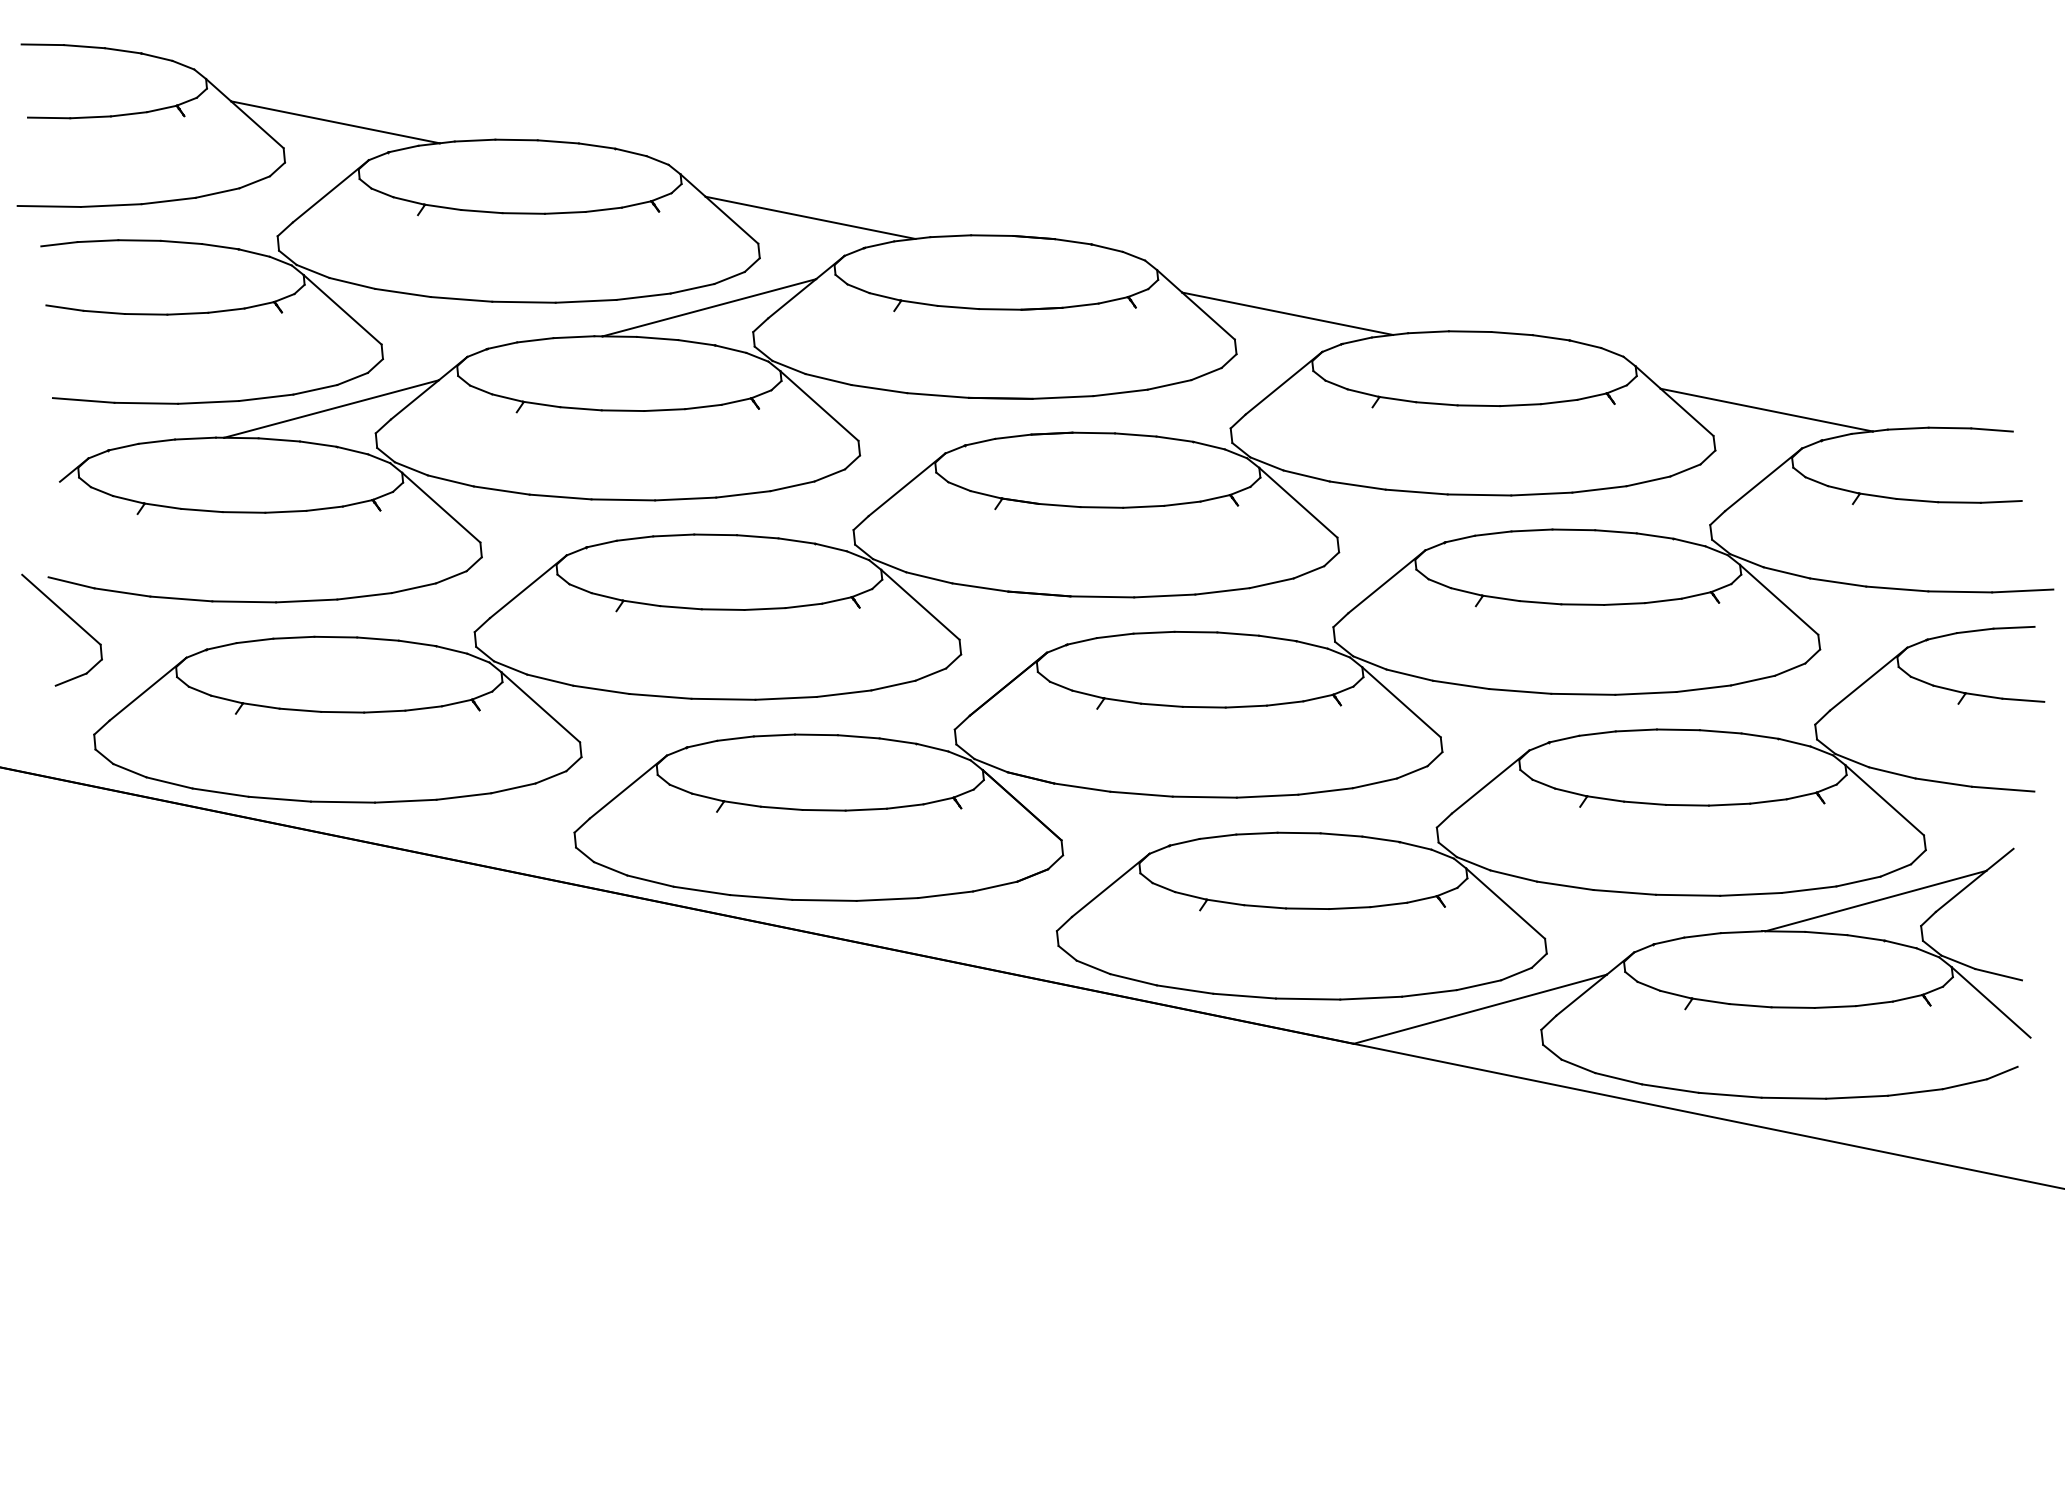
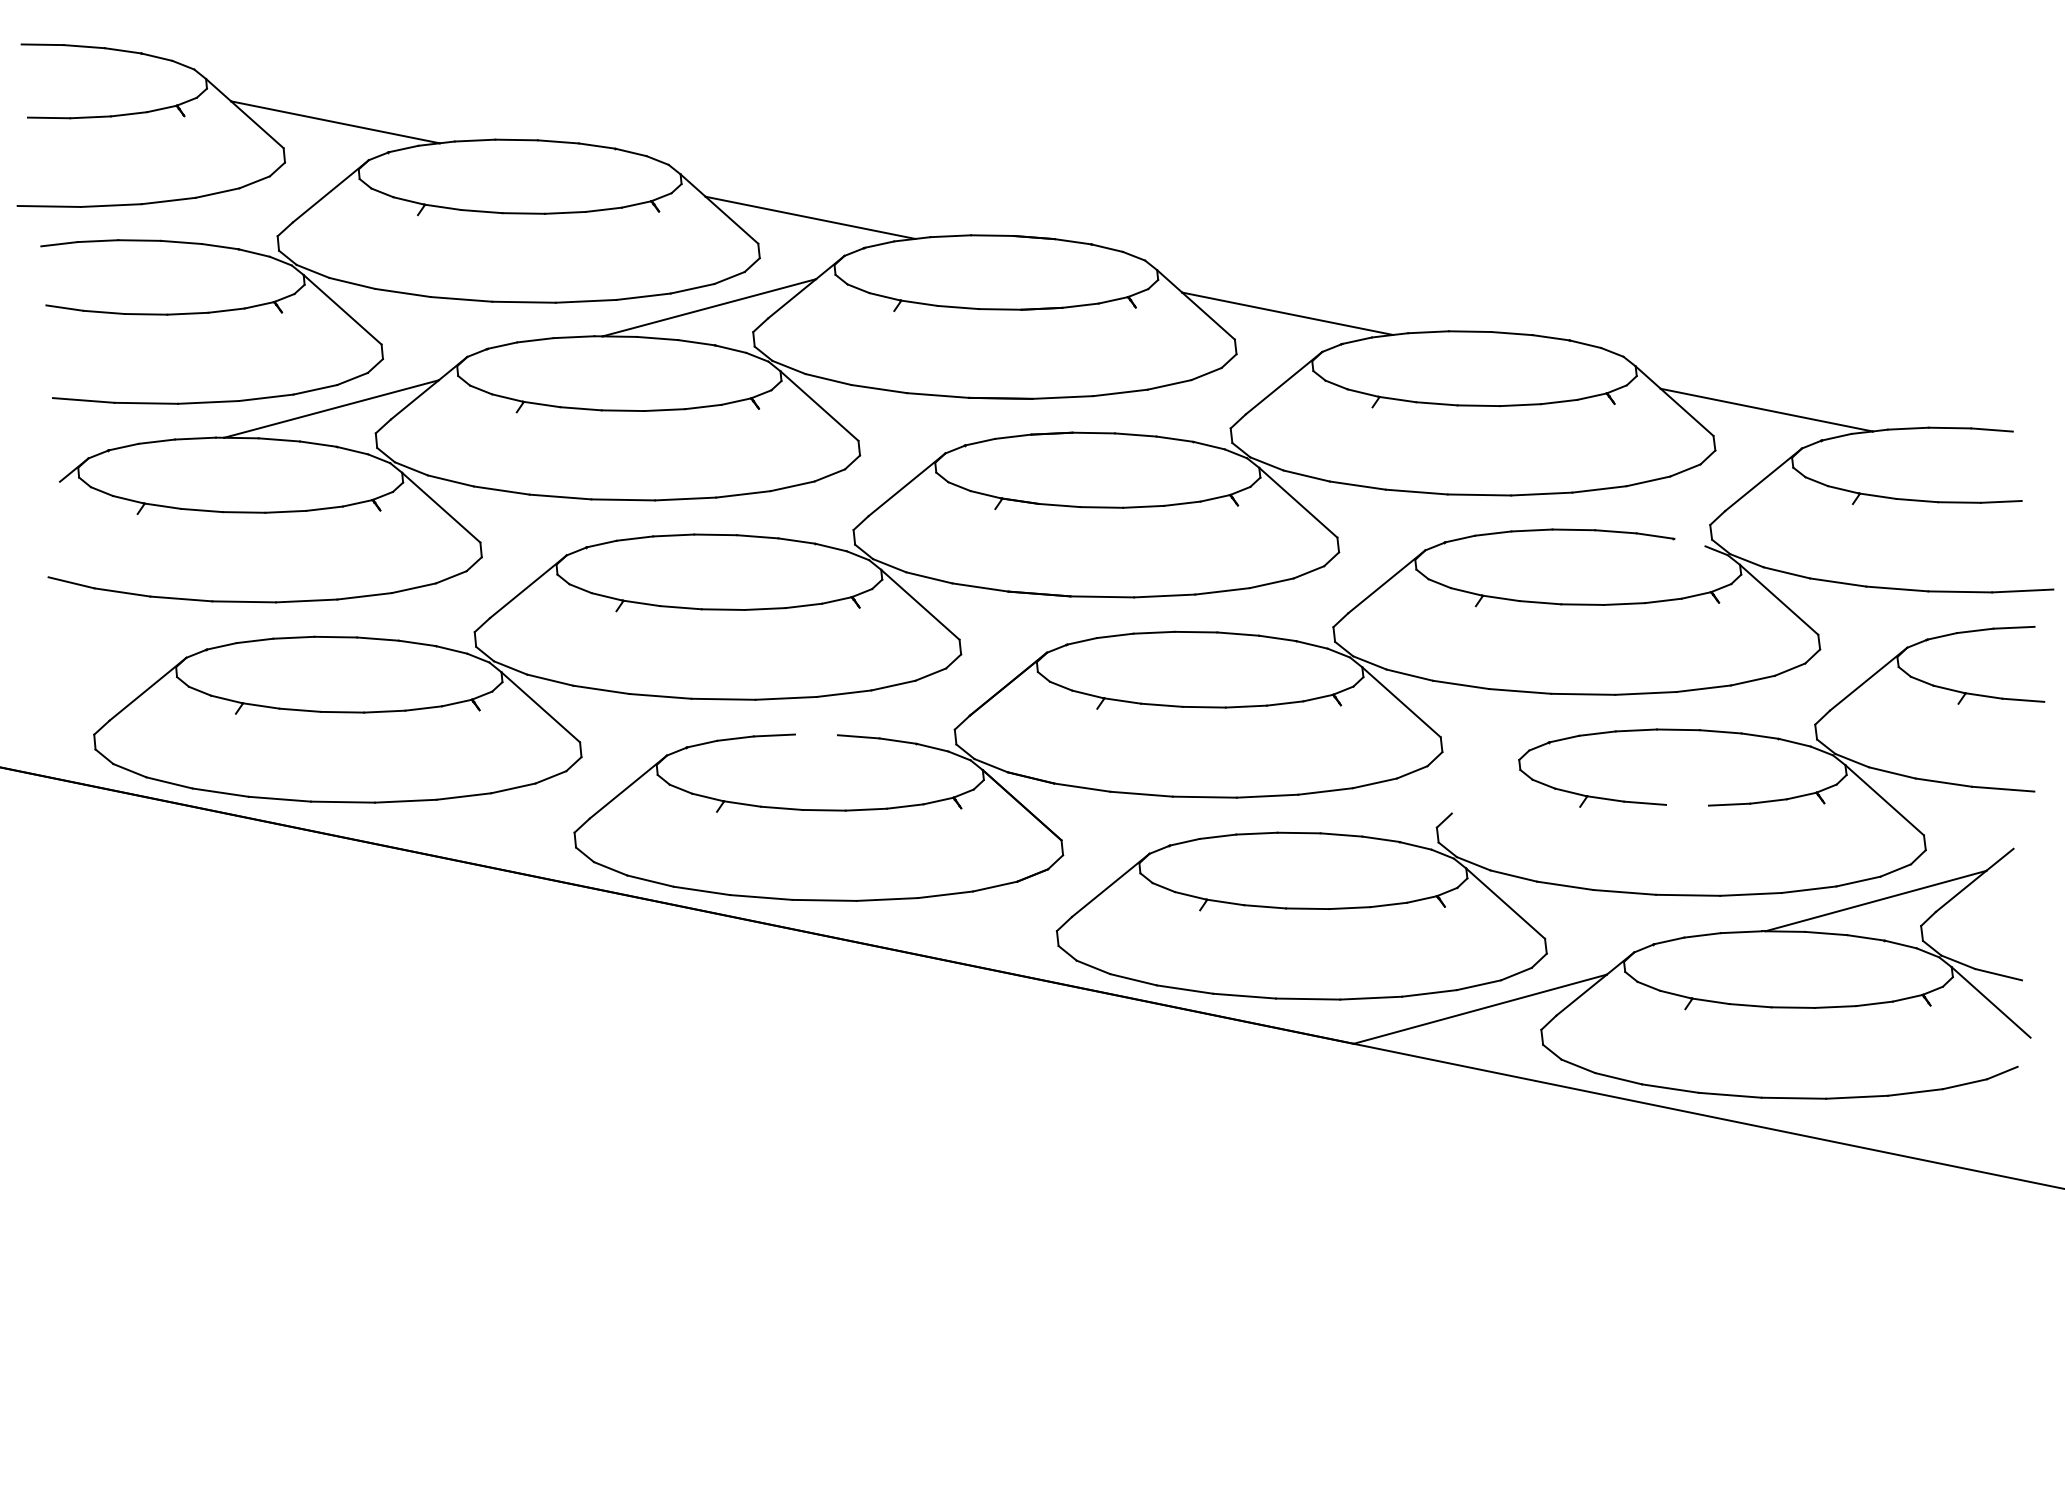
line: present -> none (1689, 542)
part: present -> none (70, 619)
line: present -> none (815, 734)
line: present -> none (1490, 781)
line: present -> none (1687, 804)
